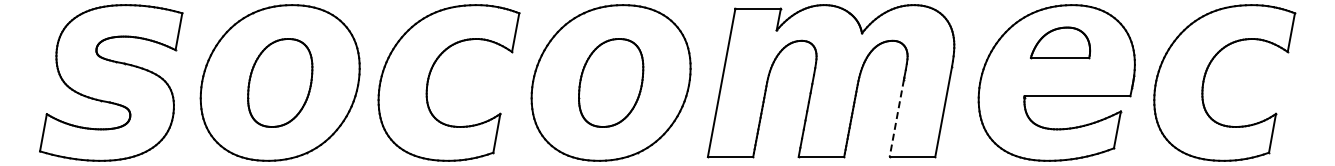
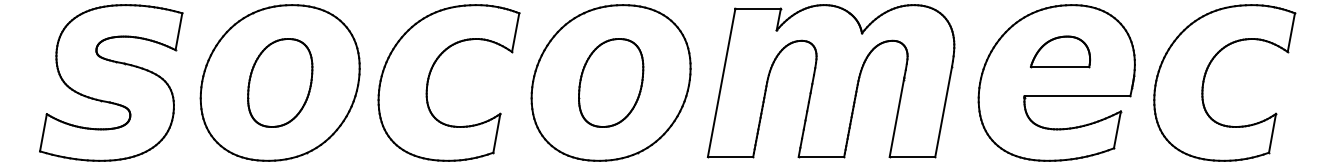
part position: (1060, 42) -> (1060, 51) (1060, 51)
line: dashed -> solid (896, 118)
